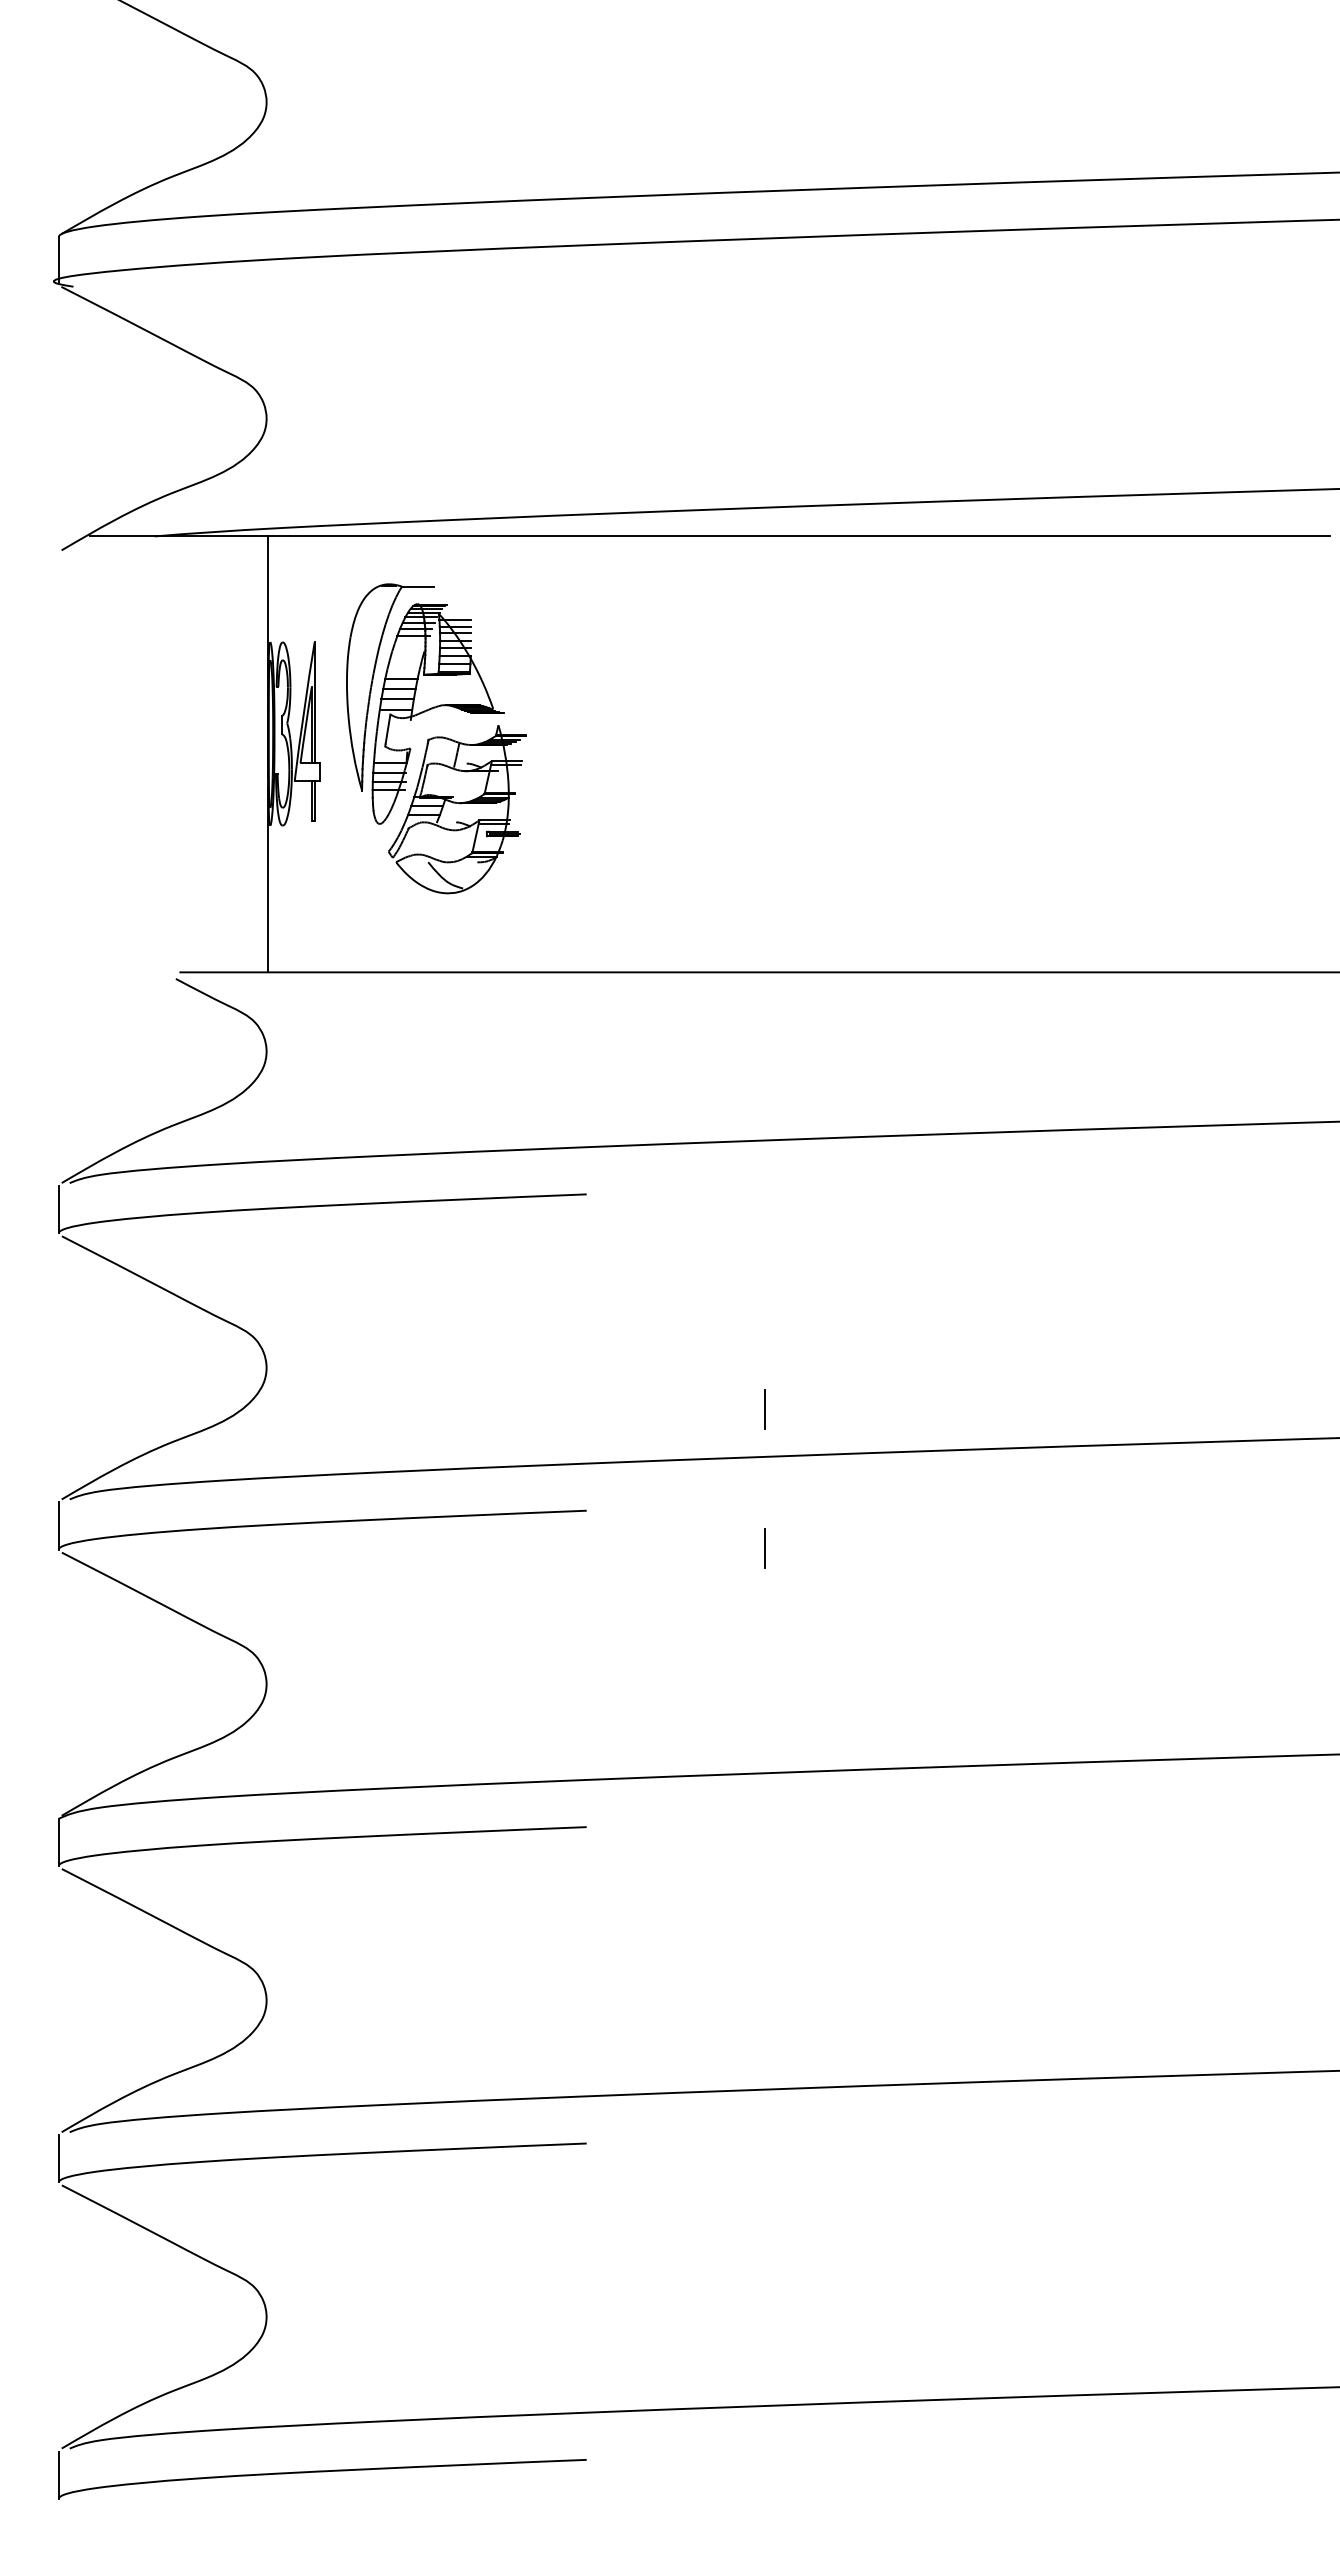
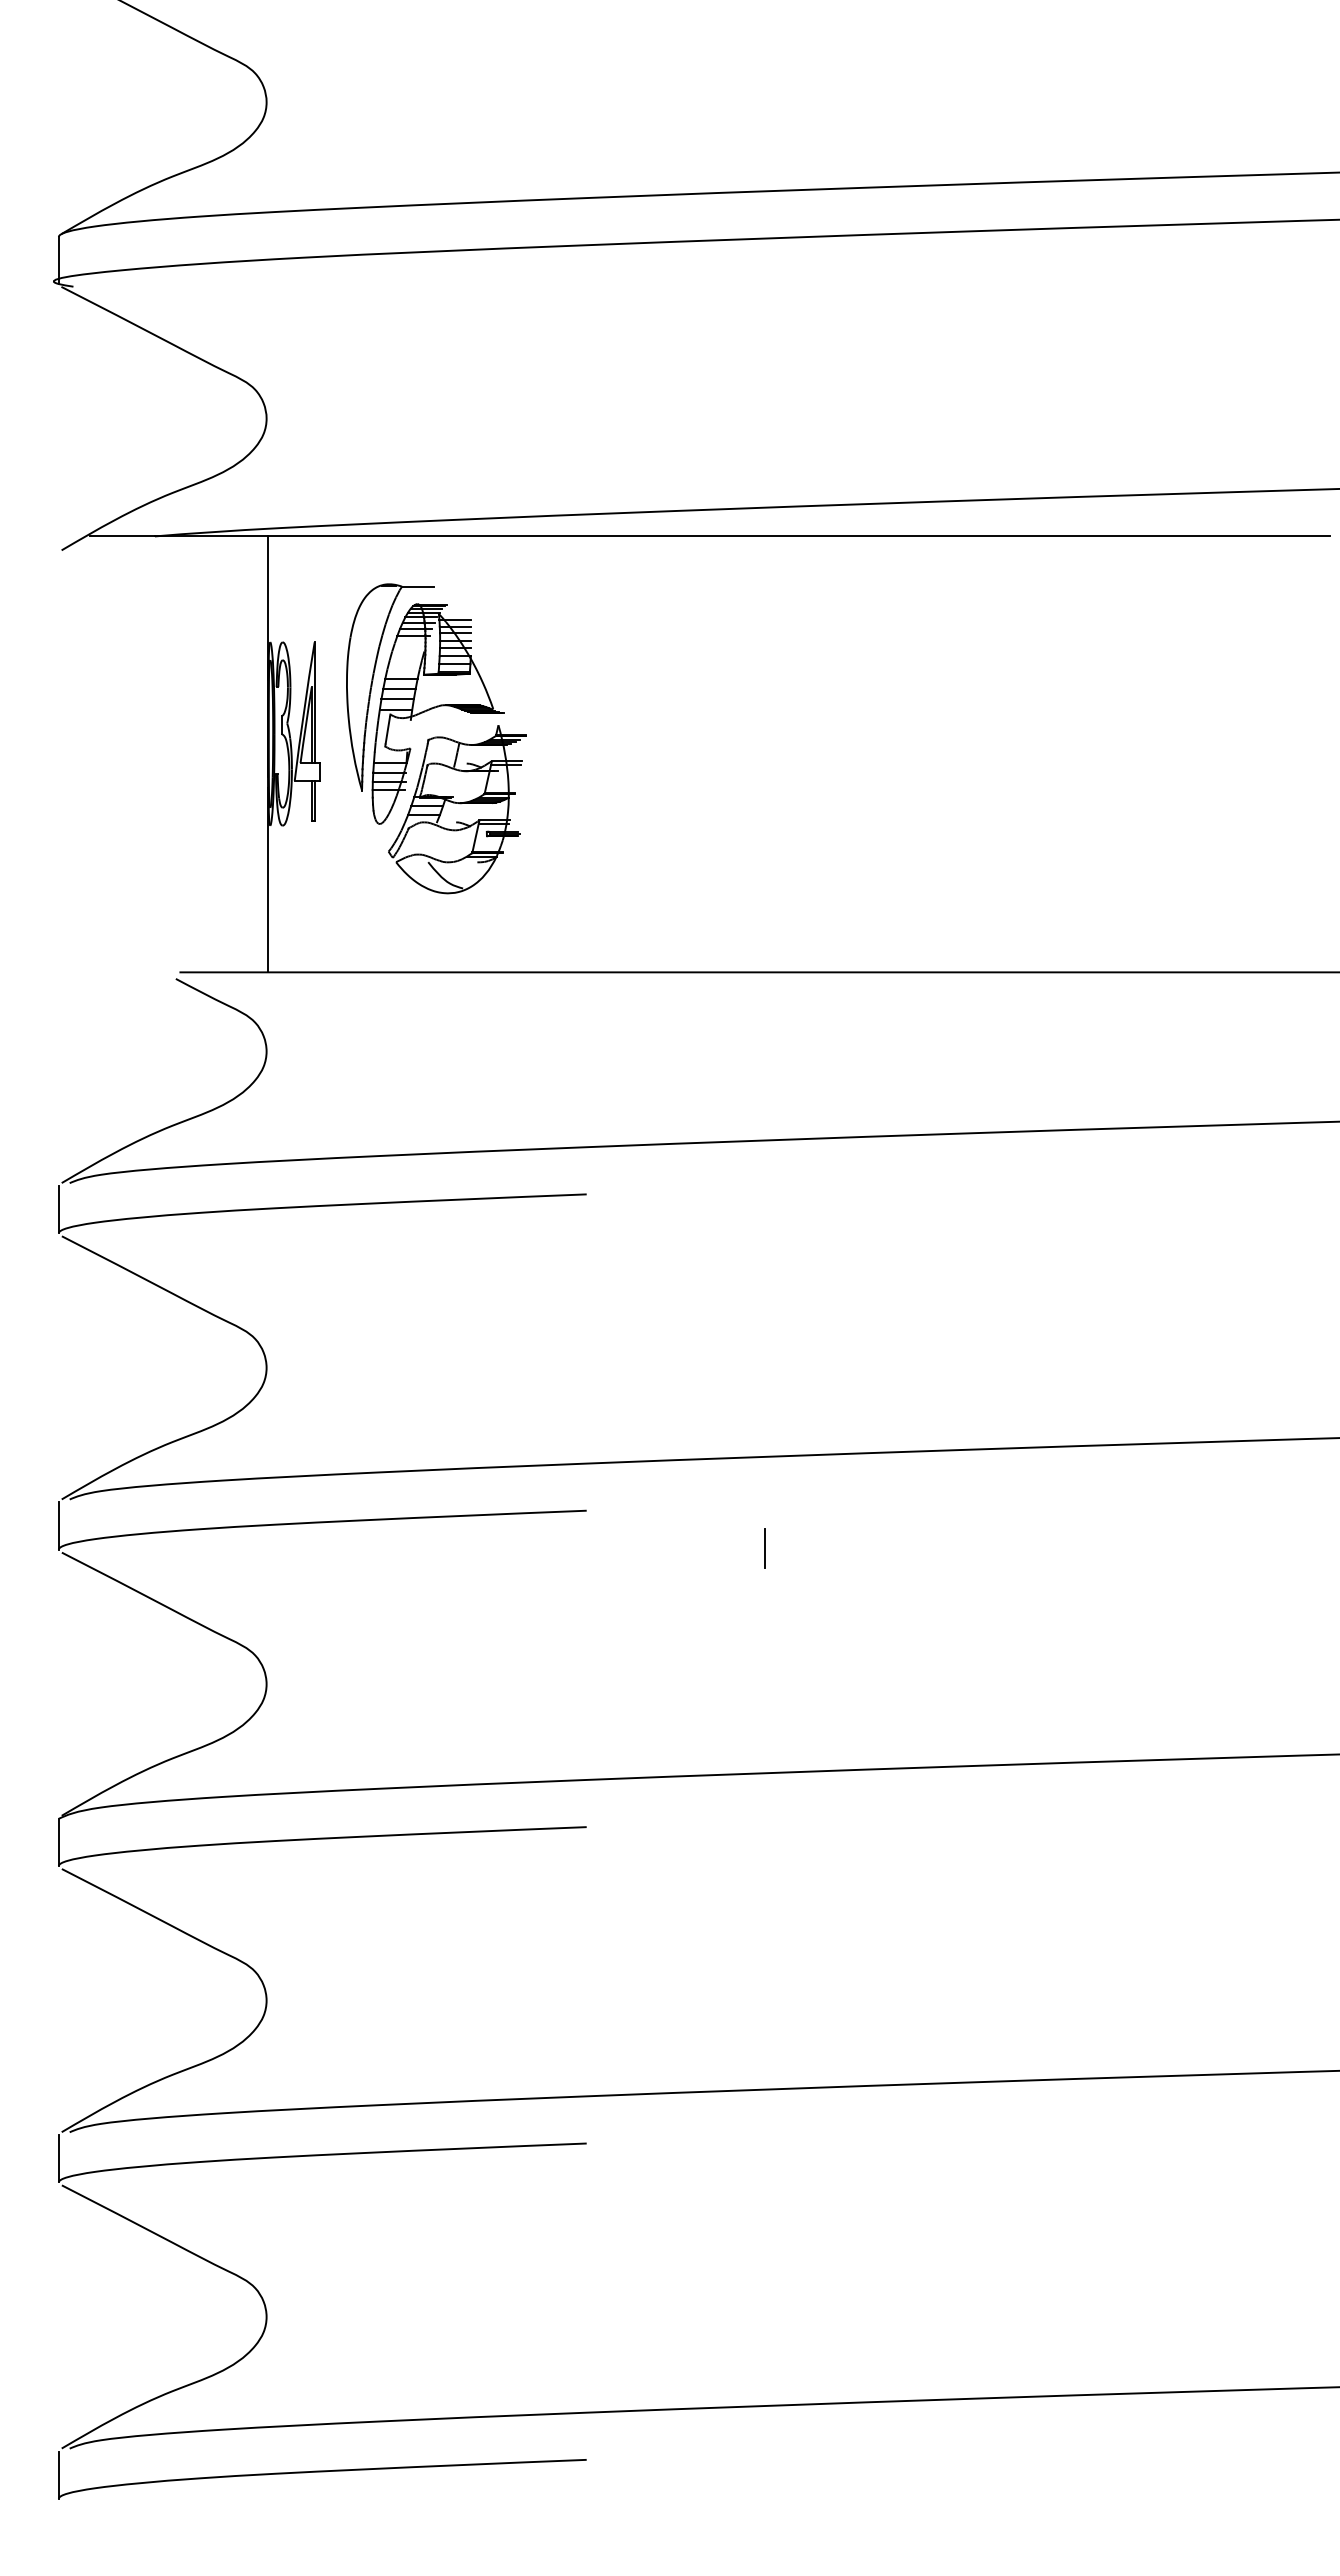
line: present -> none (764, 1409)
